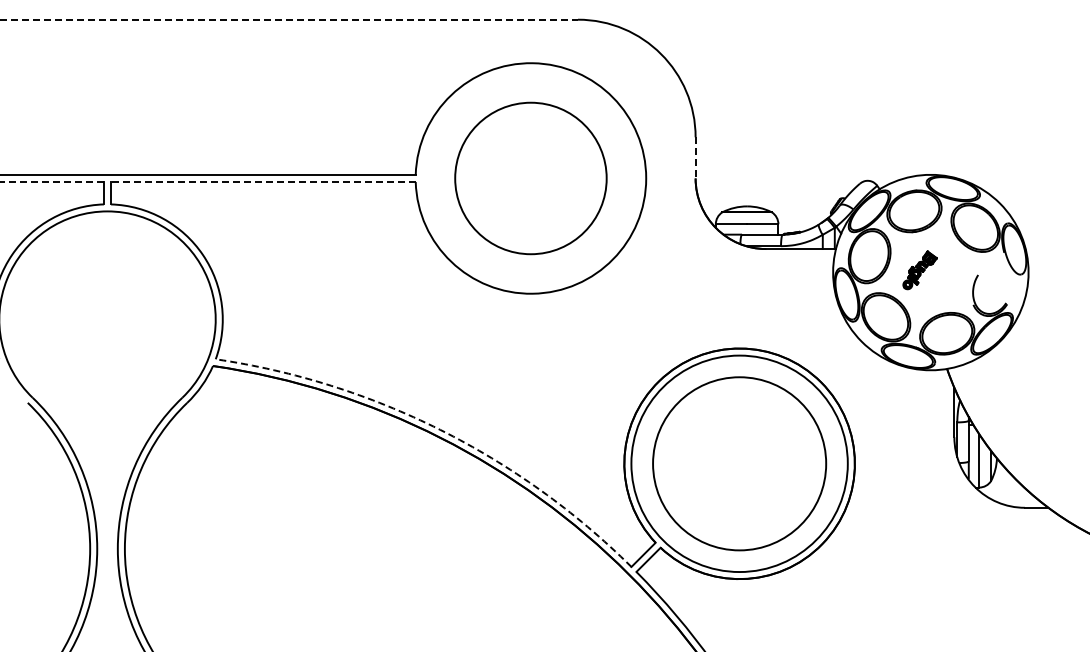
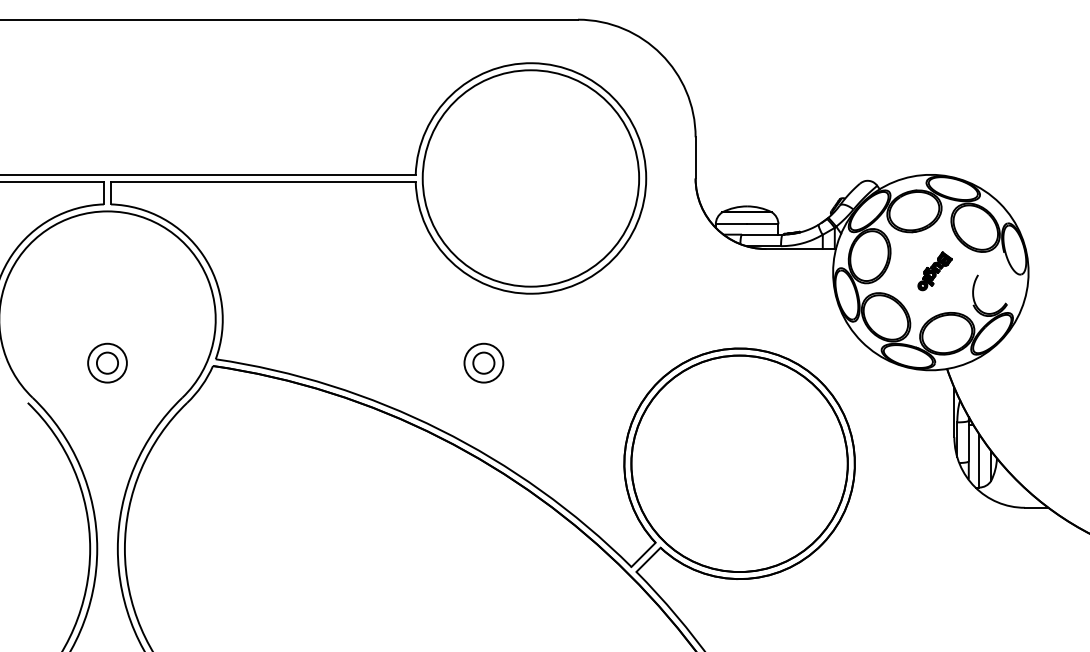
line: dashed -> solid (289, 19)
line: dashed -> solid (695, 157)
circle diameter: 151 px -> 216 px (530, 178)
line: dashed -> solid (52, 182)
line: dashed -> solid (262, 182)
part position: (919, 270) -> (934, 271) (934, 271)
part: none -> present (107, 362)
part: none -> present (483, 362)
arc: dashed -> solid (440, 429)
circle diameter: 173 px -> 216 px (739, 463)
